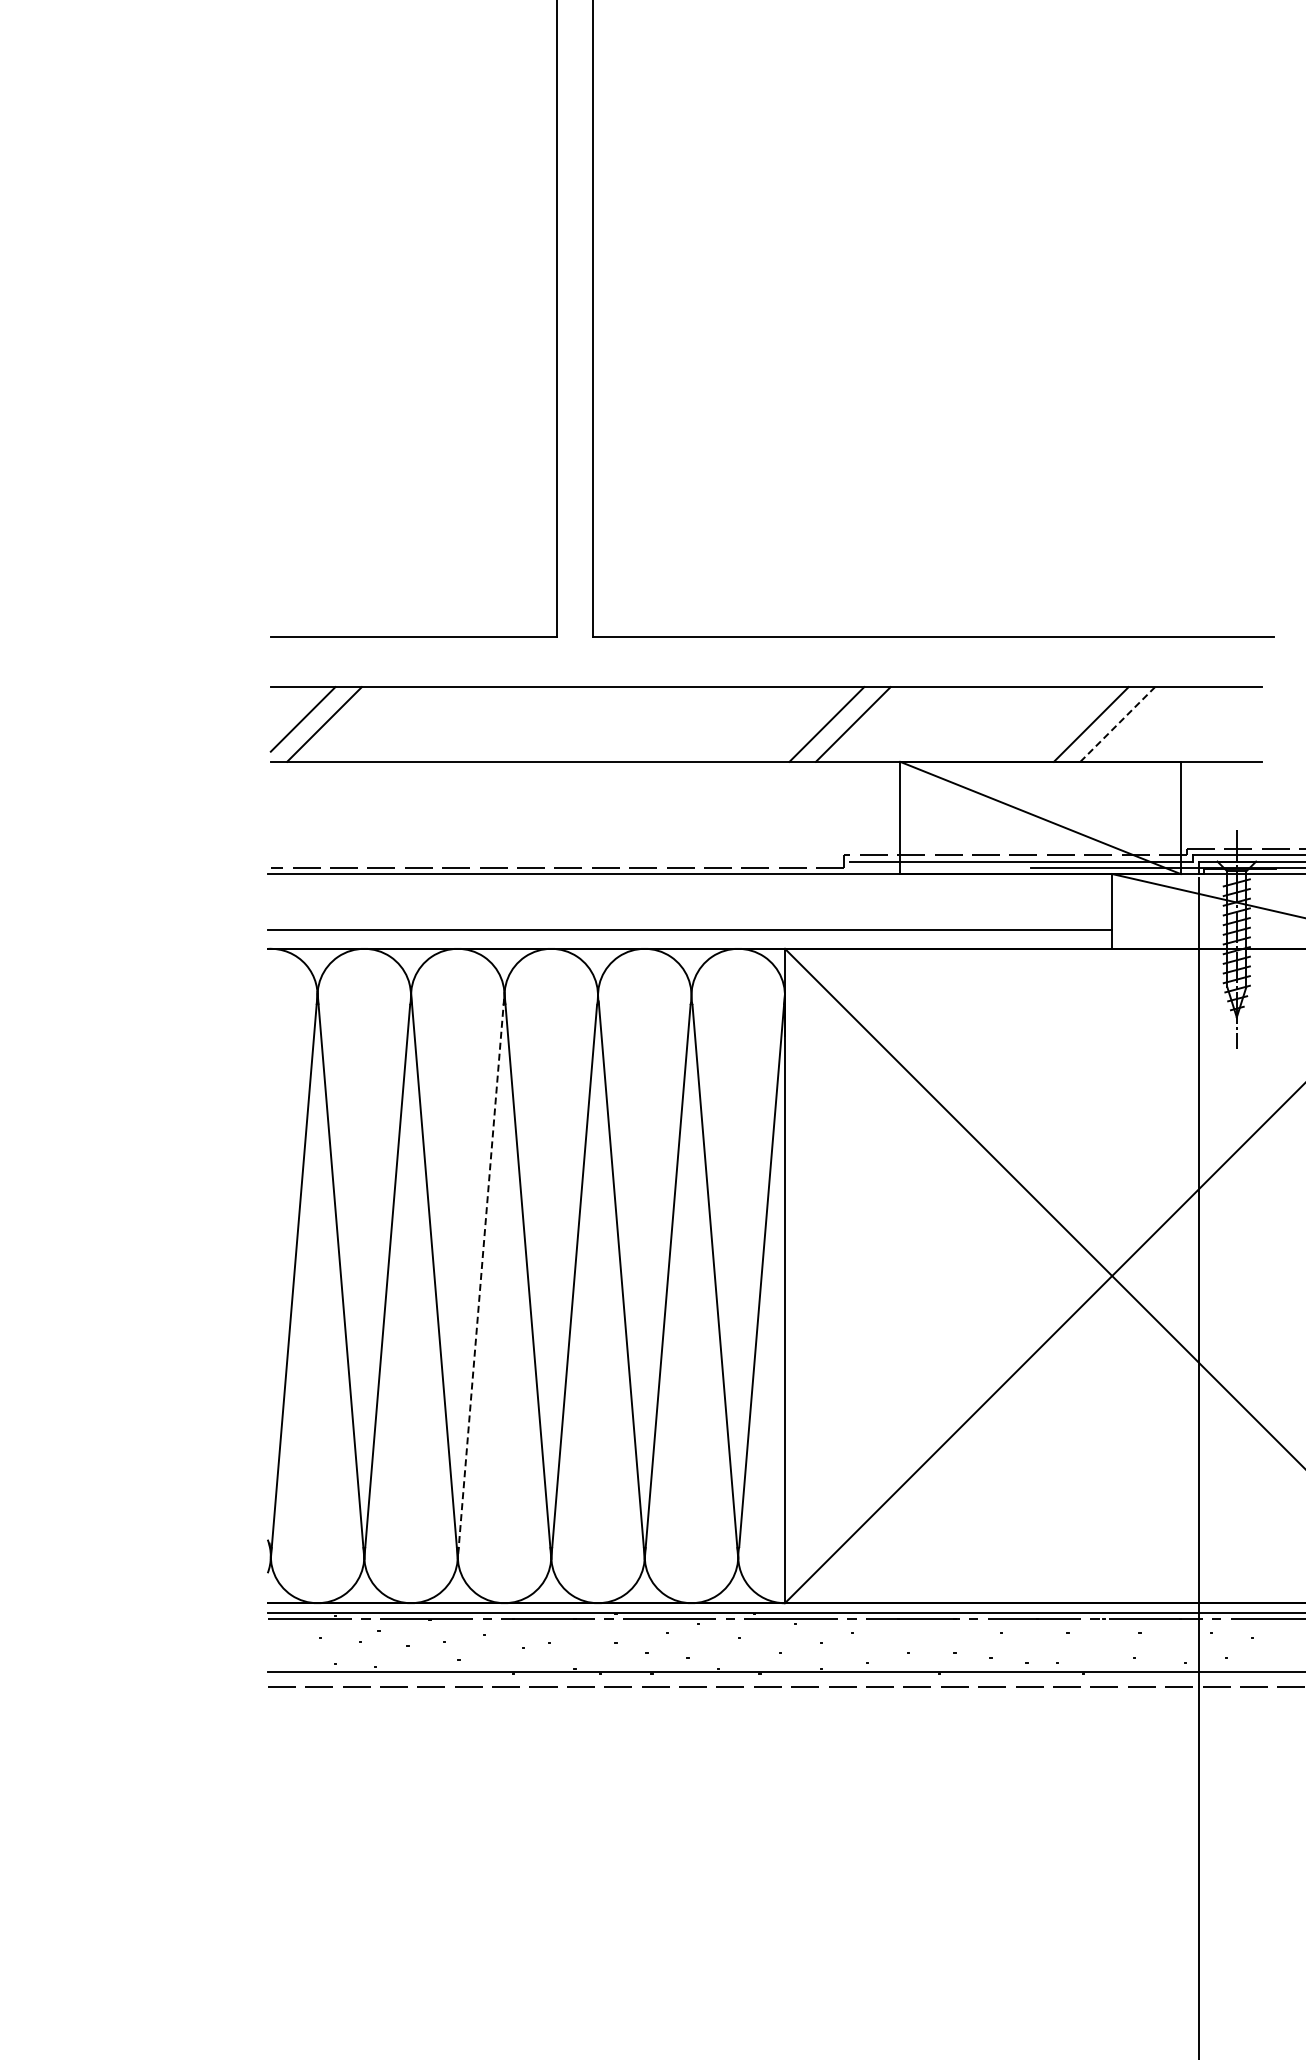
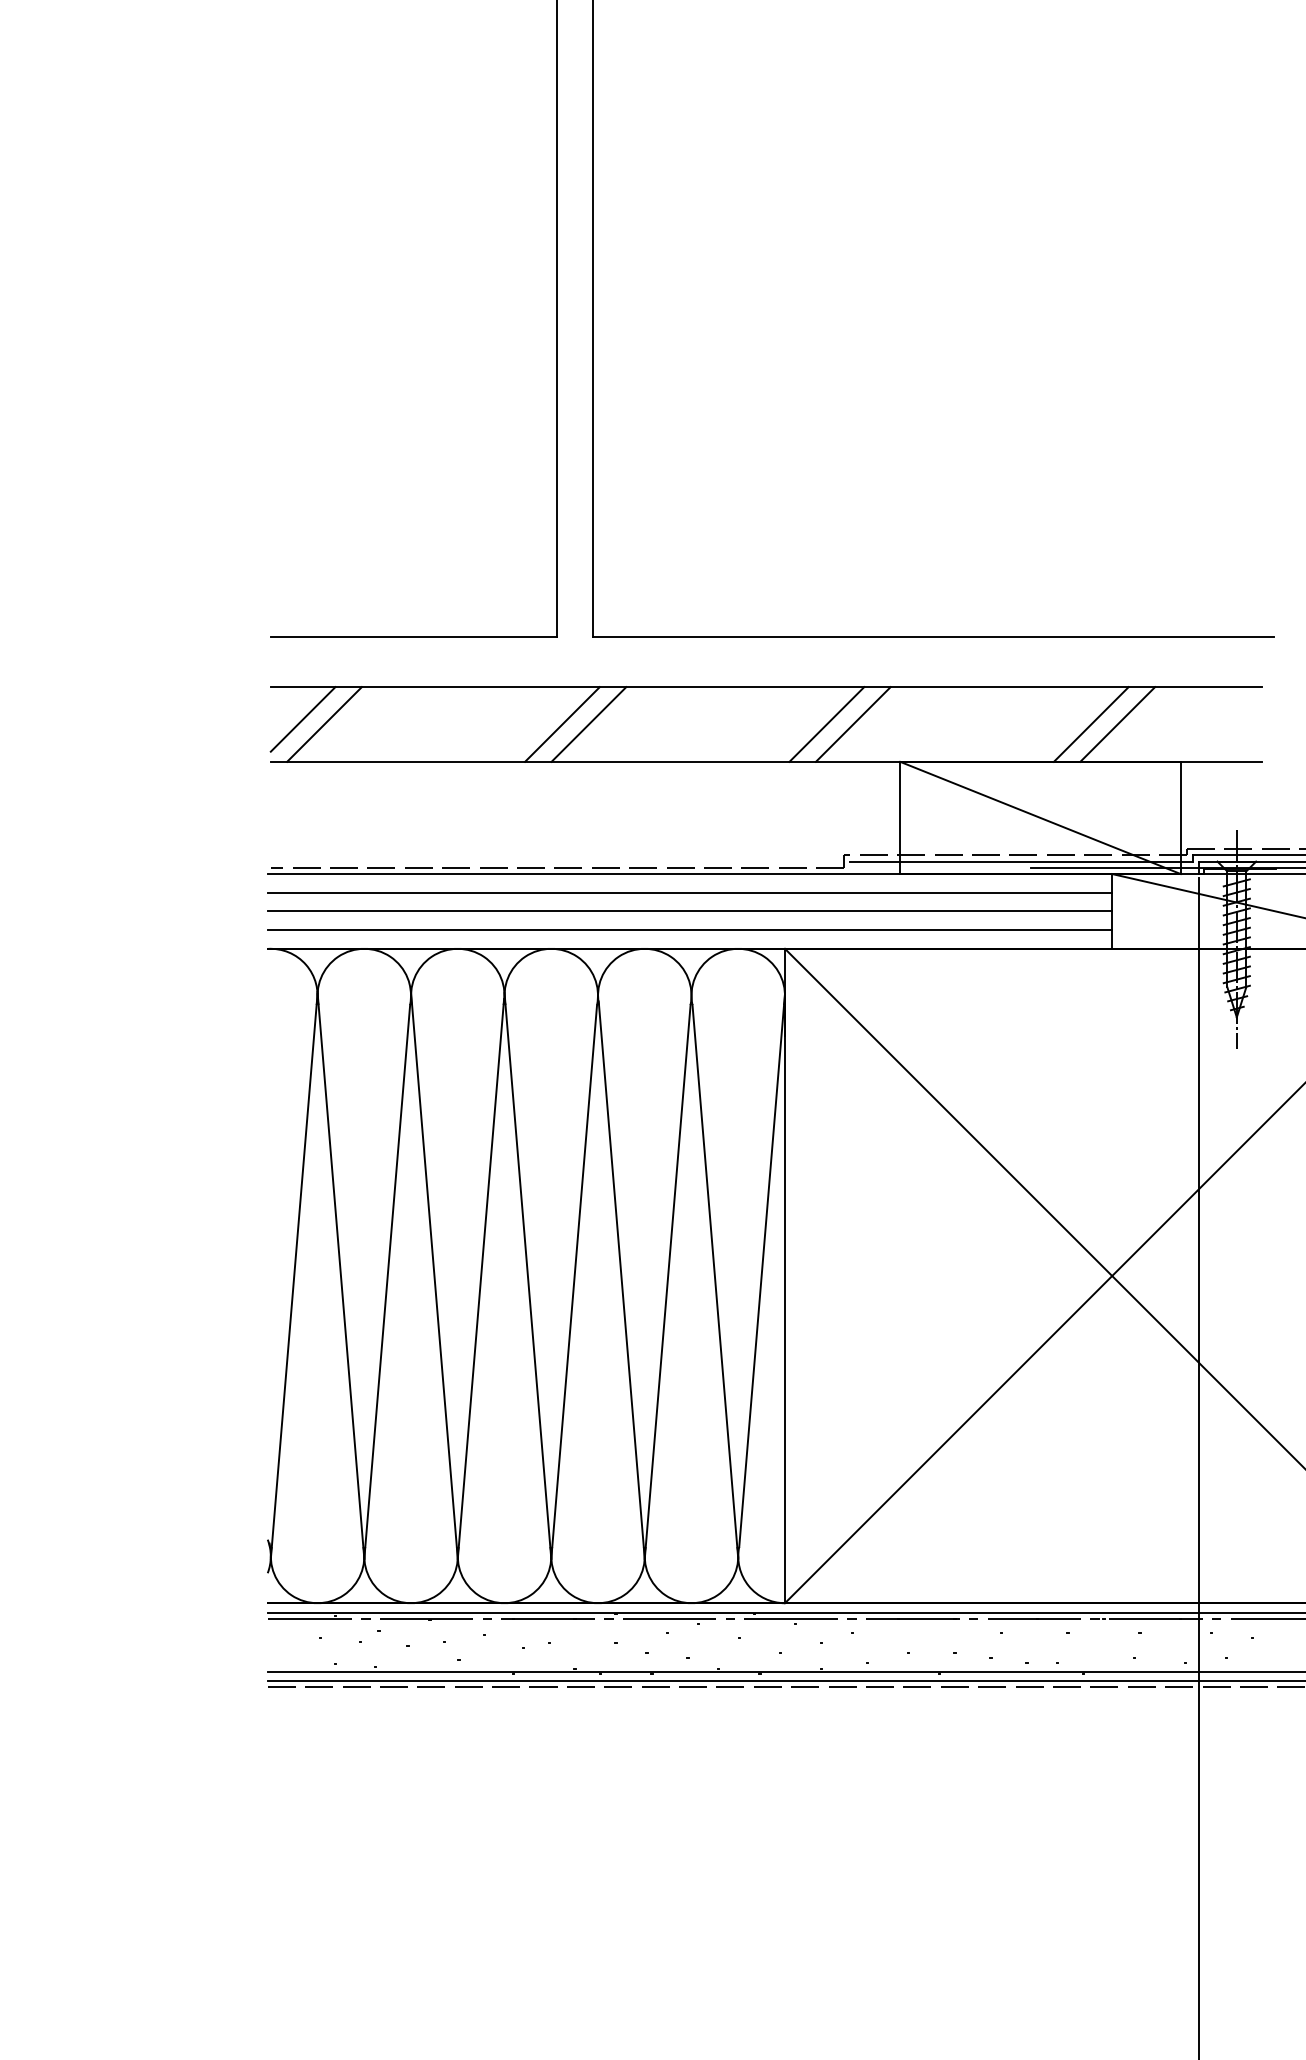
line: none -> present (562, 724)
line: none -> present (588, 724)
line: dashed -> solid (1117, 724)
line: none -> present (689, 892)
line: none -> present (689, 911)
line: dashed -> solid (480, 1278)
line: none -> present (784, 1681)
